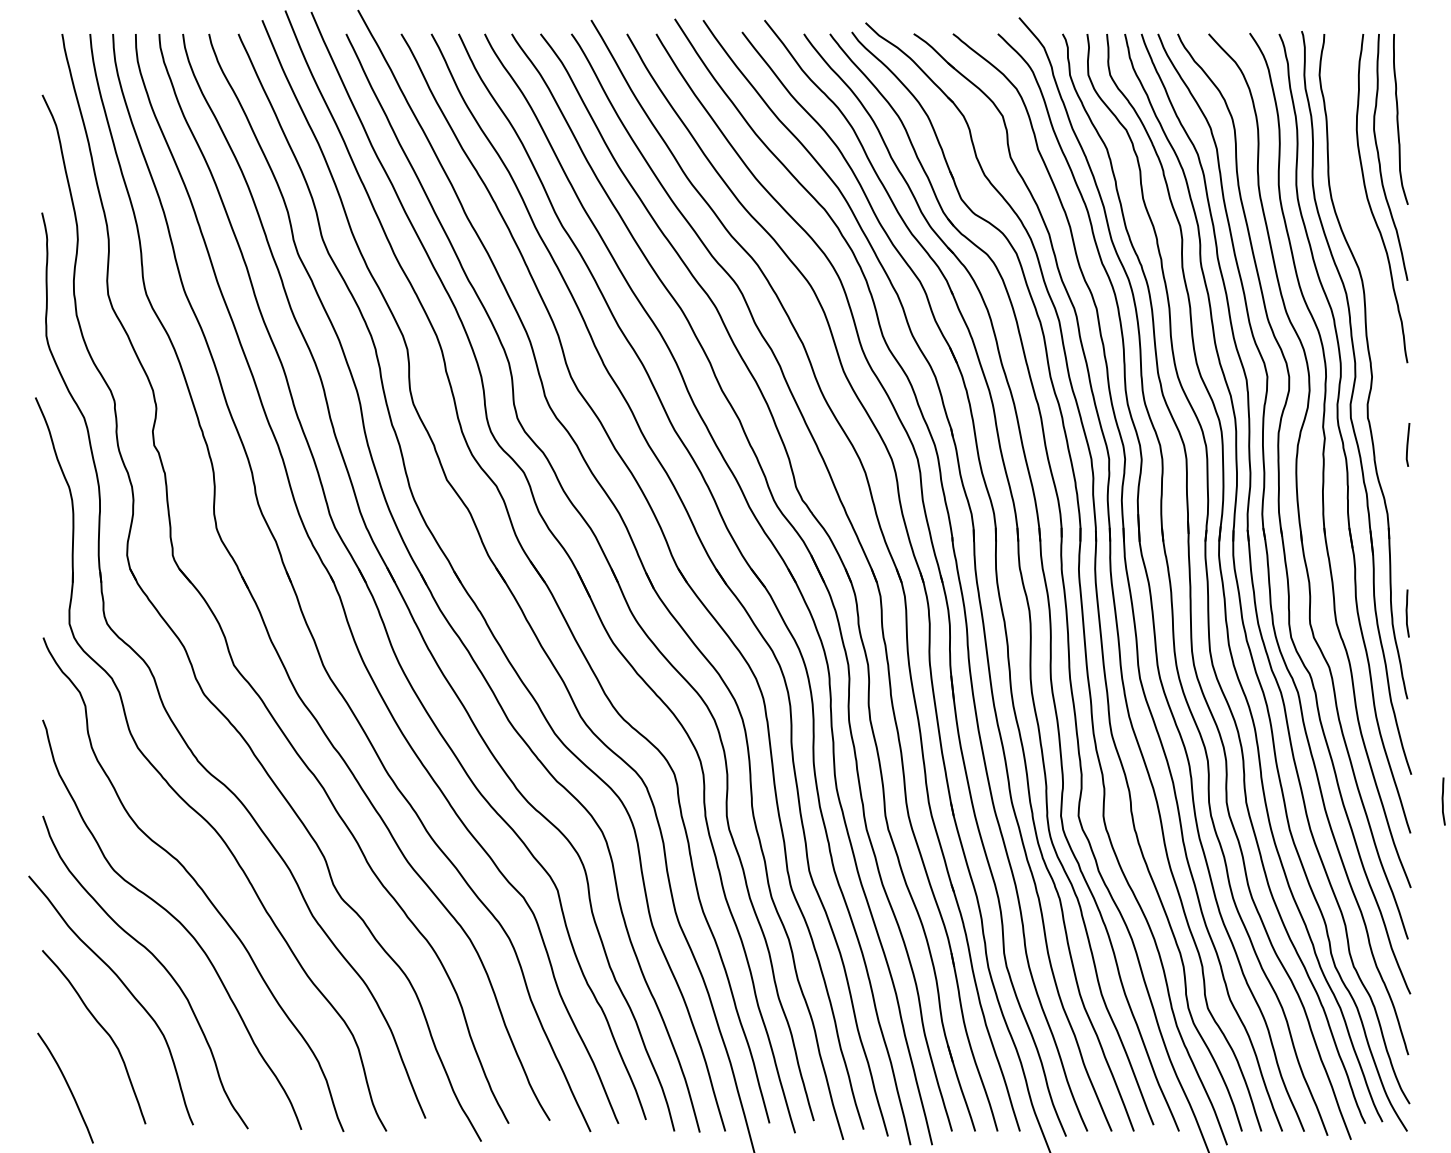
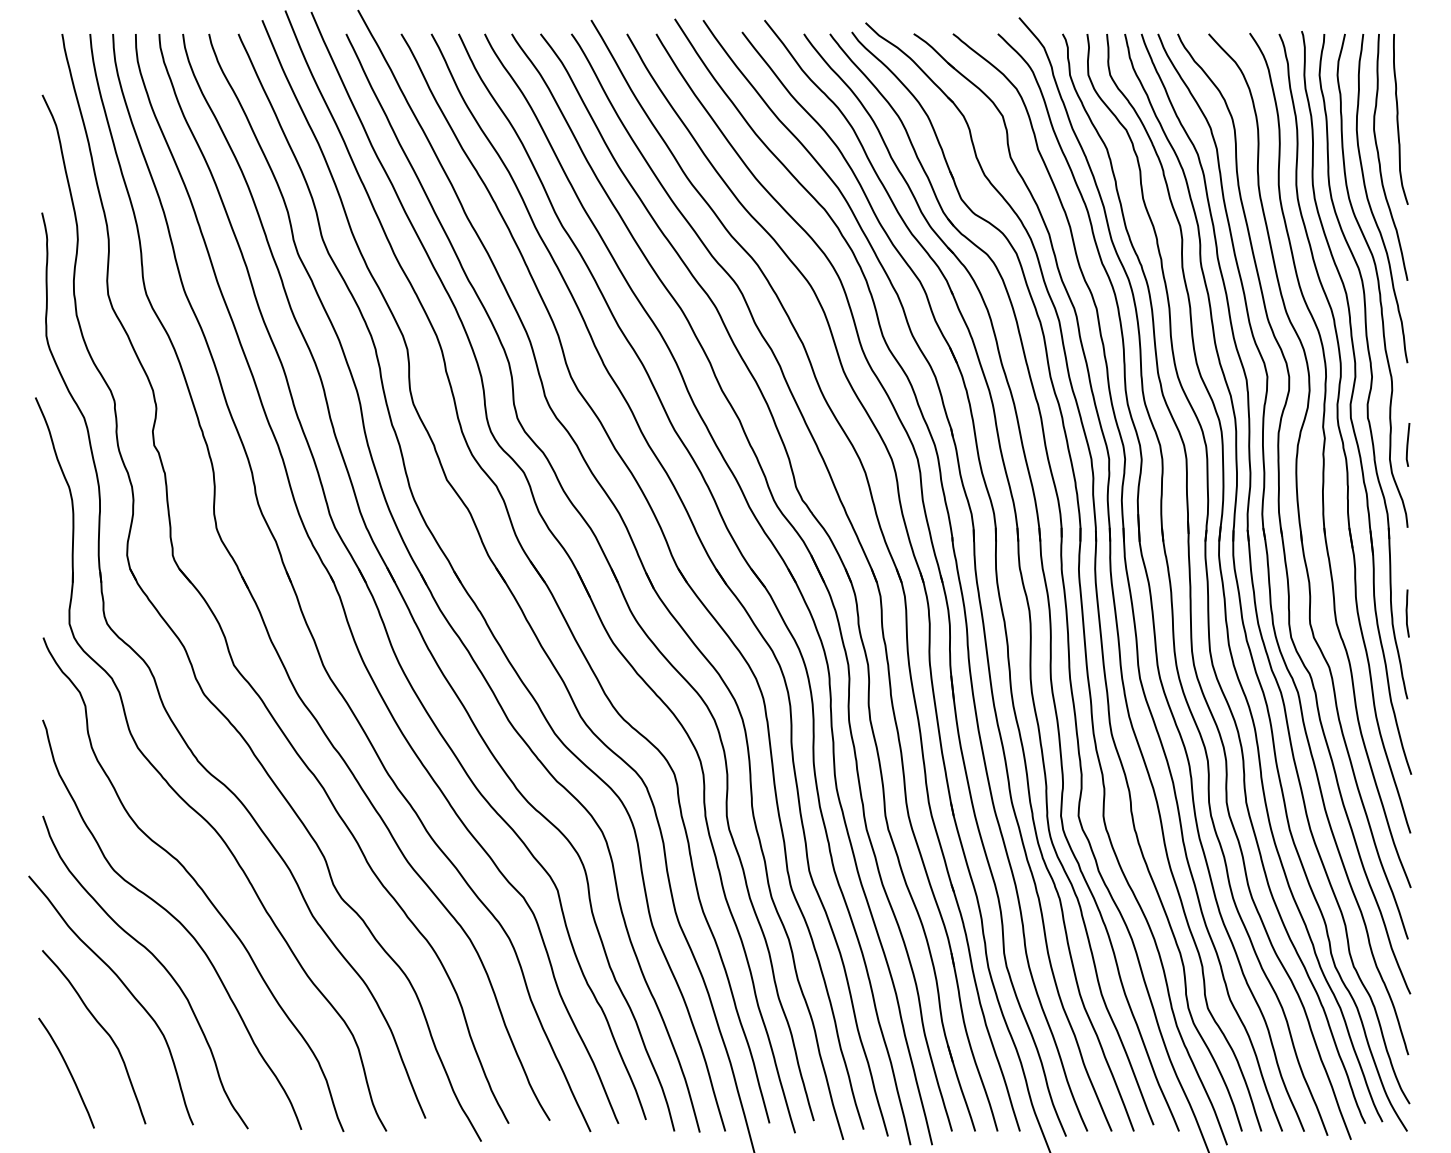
curve: none -> present (1376, 277)
curve: present -> none (1443, 801)
curve position: (67, 1086) -> (68, 1071) (68, 1071)
